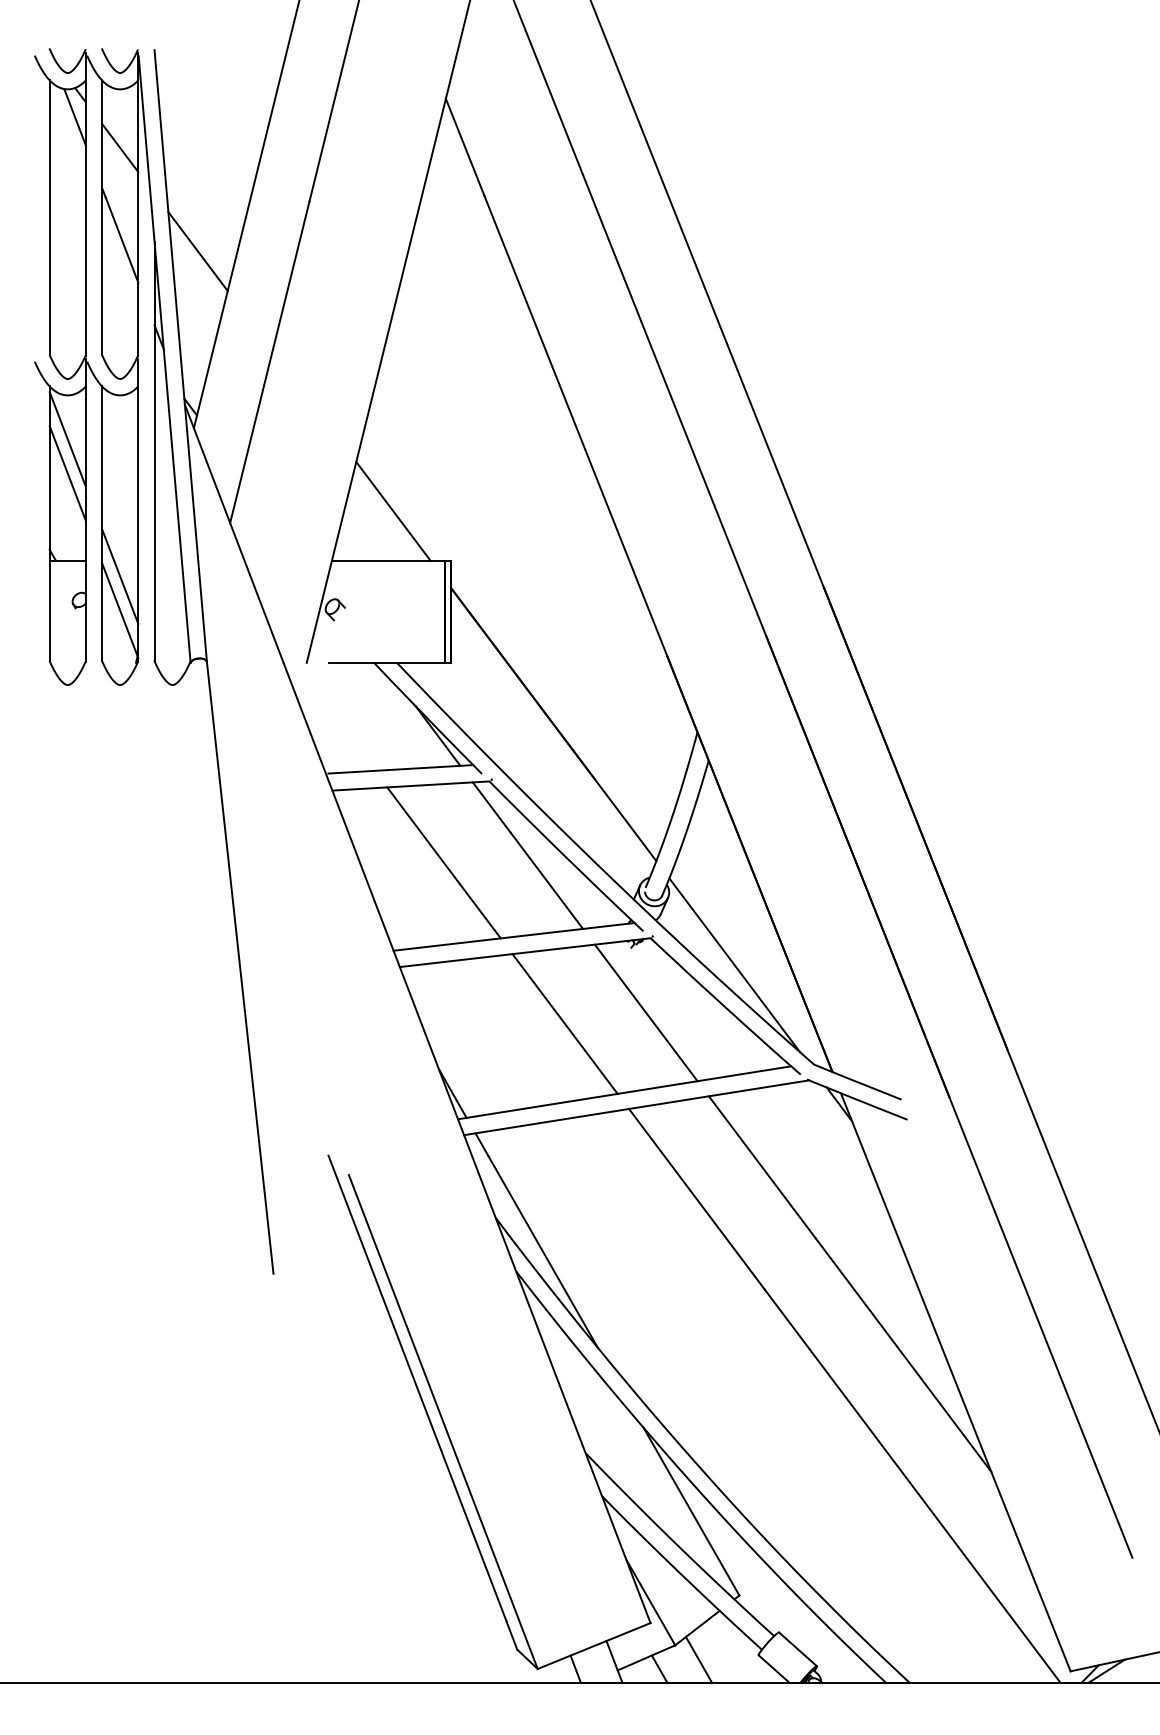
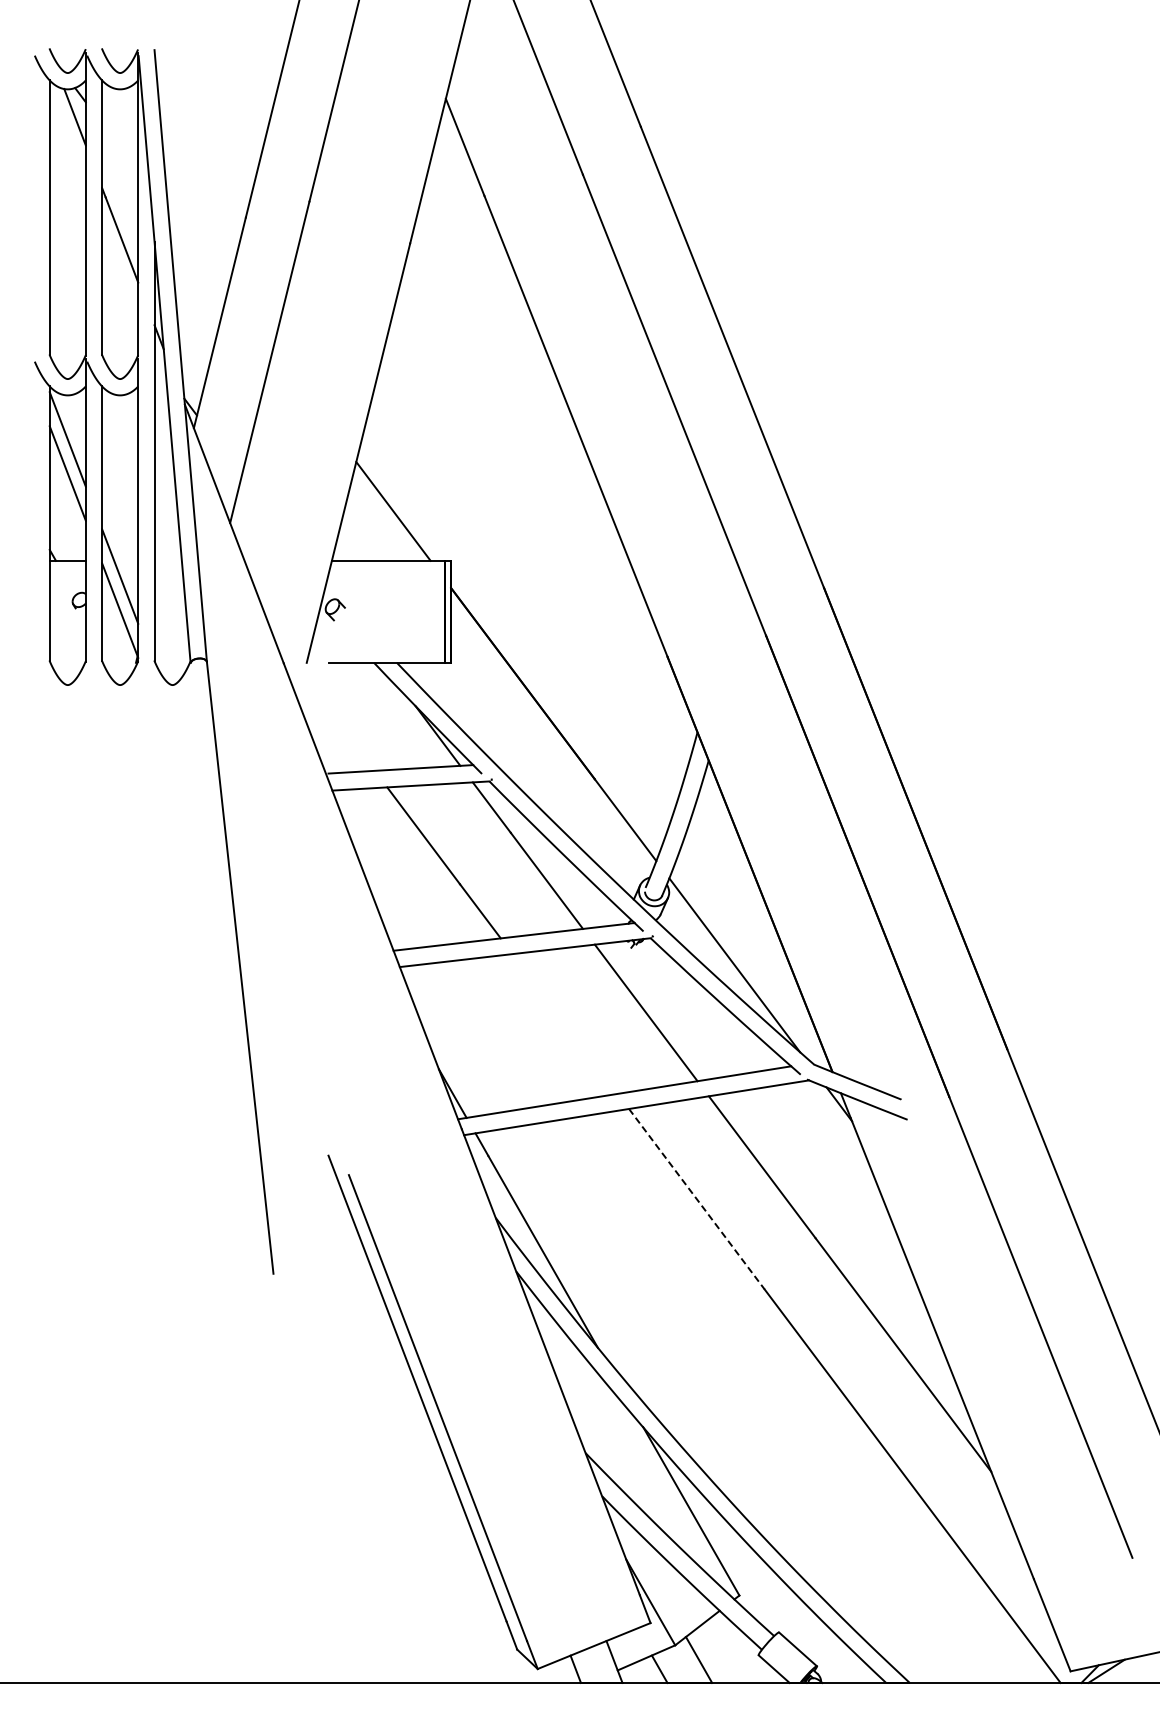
line: present -> none (120, 147)
line: present -> none (197, 251)
line: present -> none (564, 1023)
line: solid -> dashed (696, 1199)
